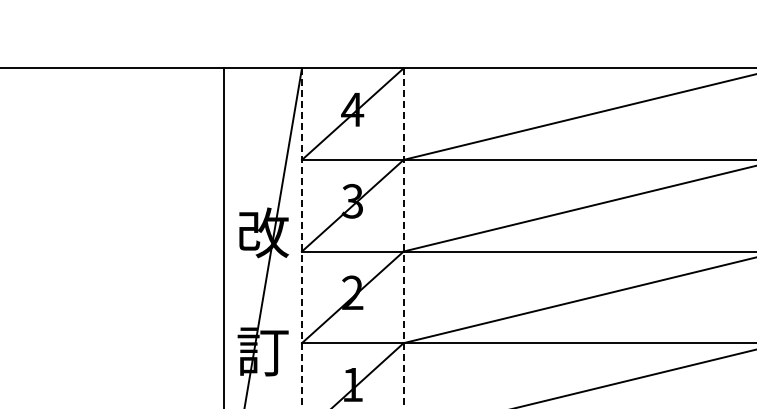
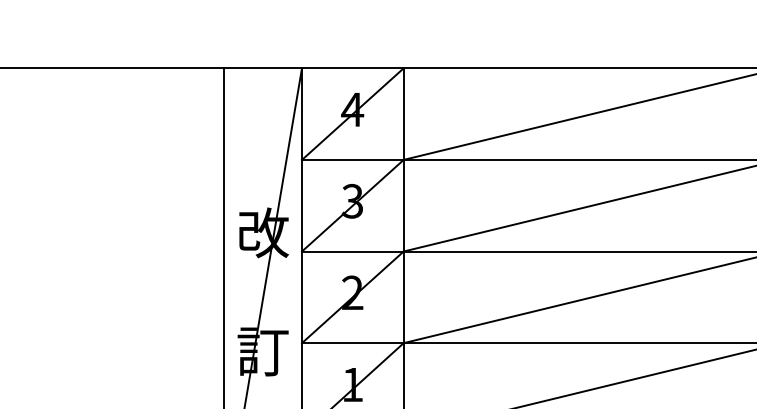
line: dashed -> solid (301, 239)
line: dashed -> solid (403, 239)
